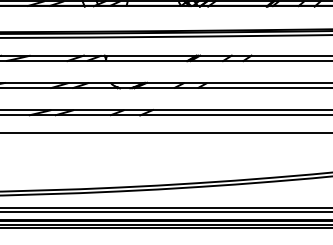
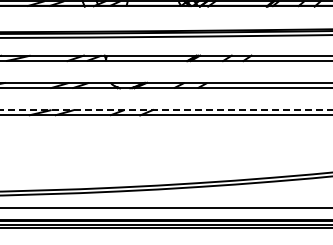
line: solid -> dashed (166, 110)
line: present -> none (165, 132)
line: present -> none (165, 212)
